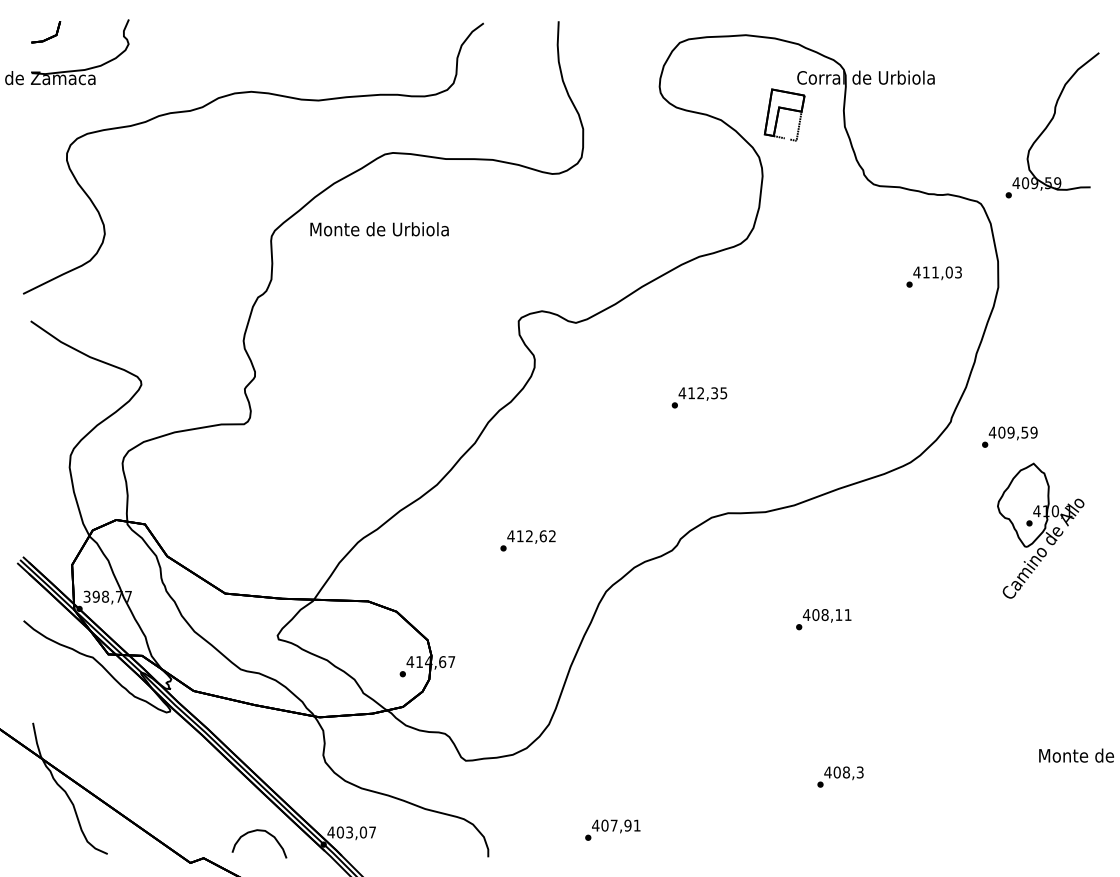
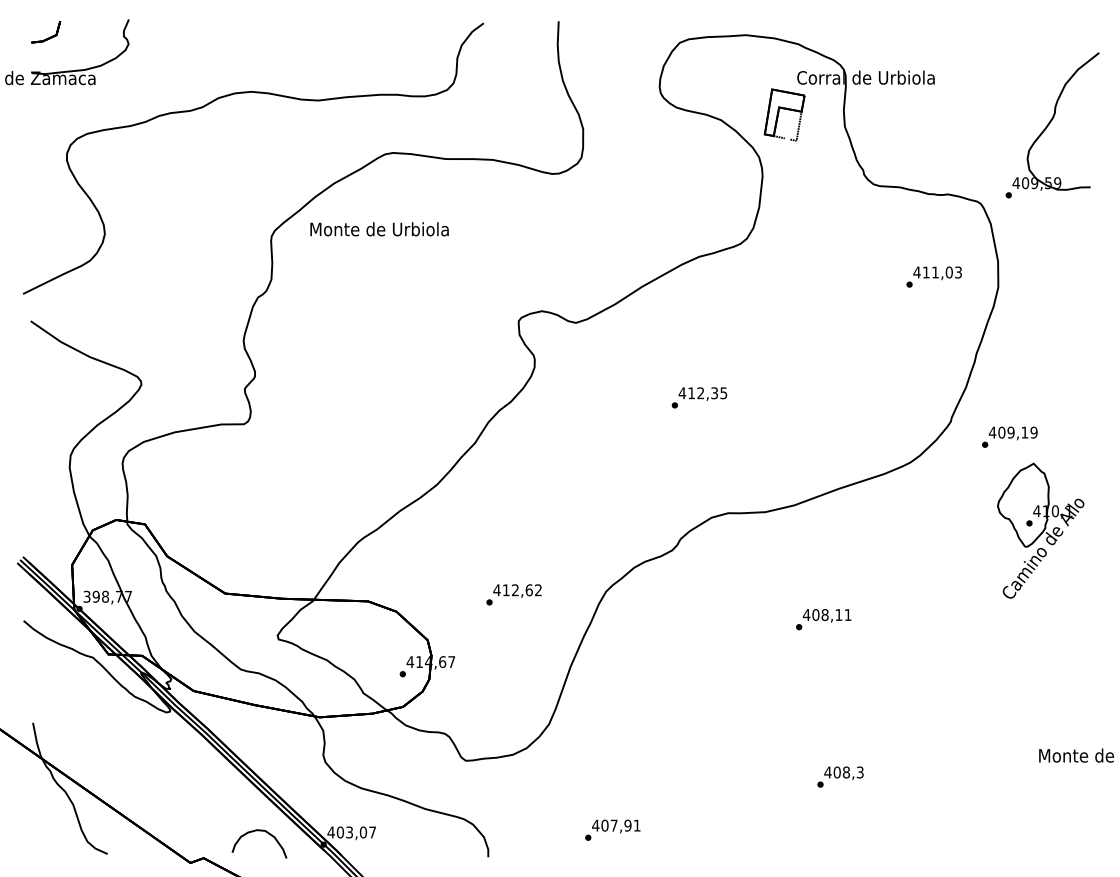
text: 409,59 -> 409,19 (1024, 432)
text position: (527, 540) -> (513, 594) (513, 594)
